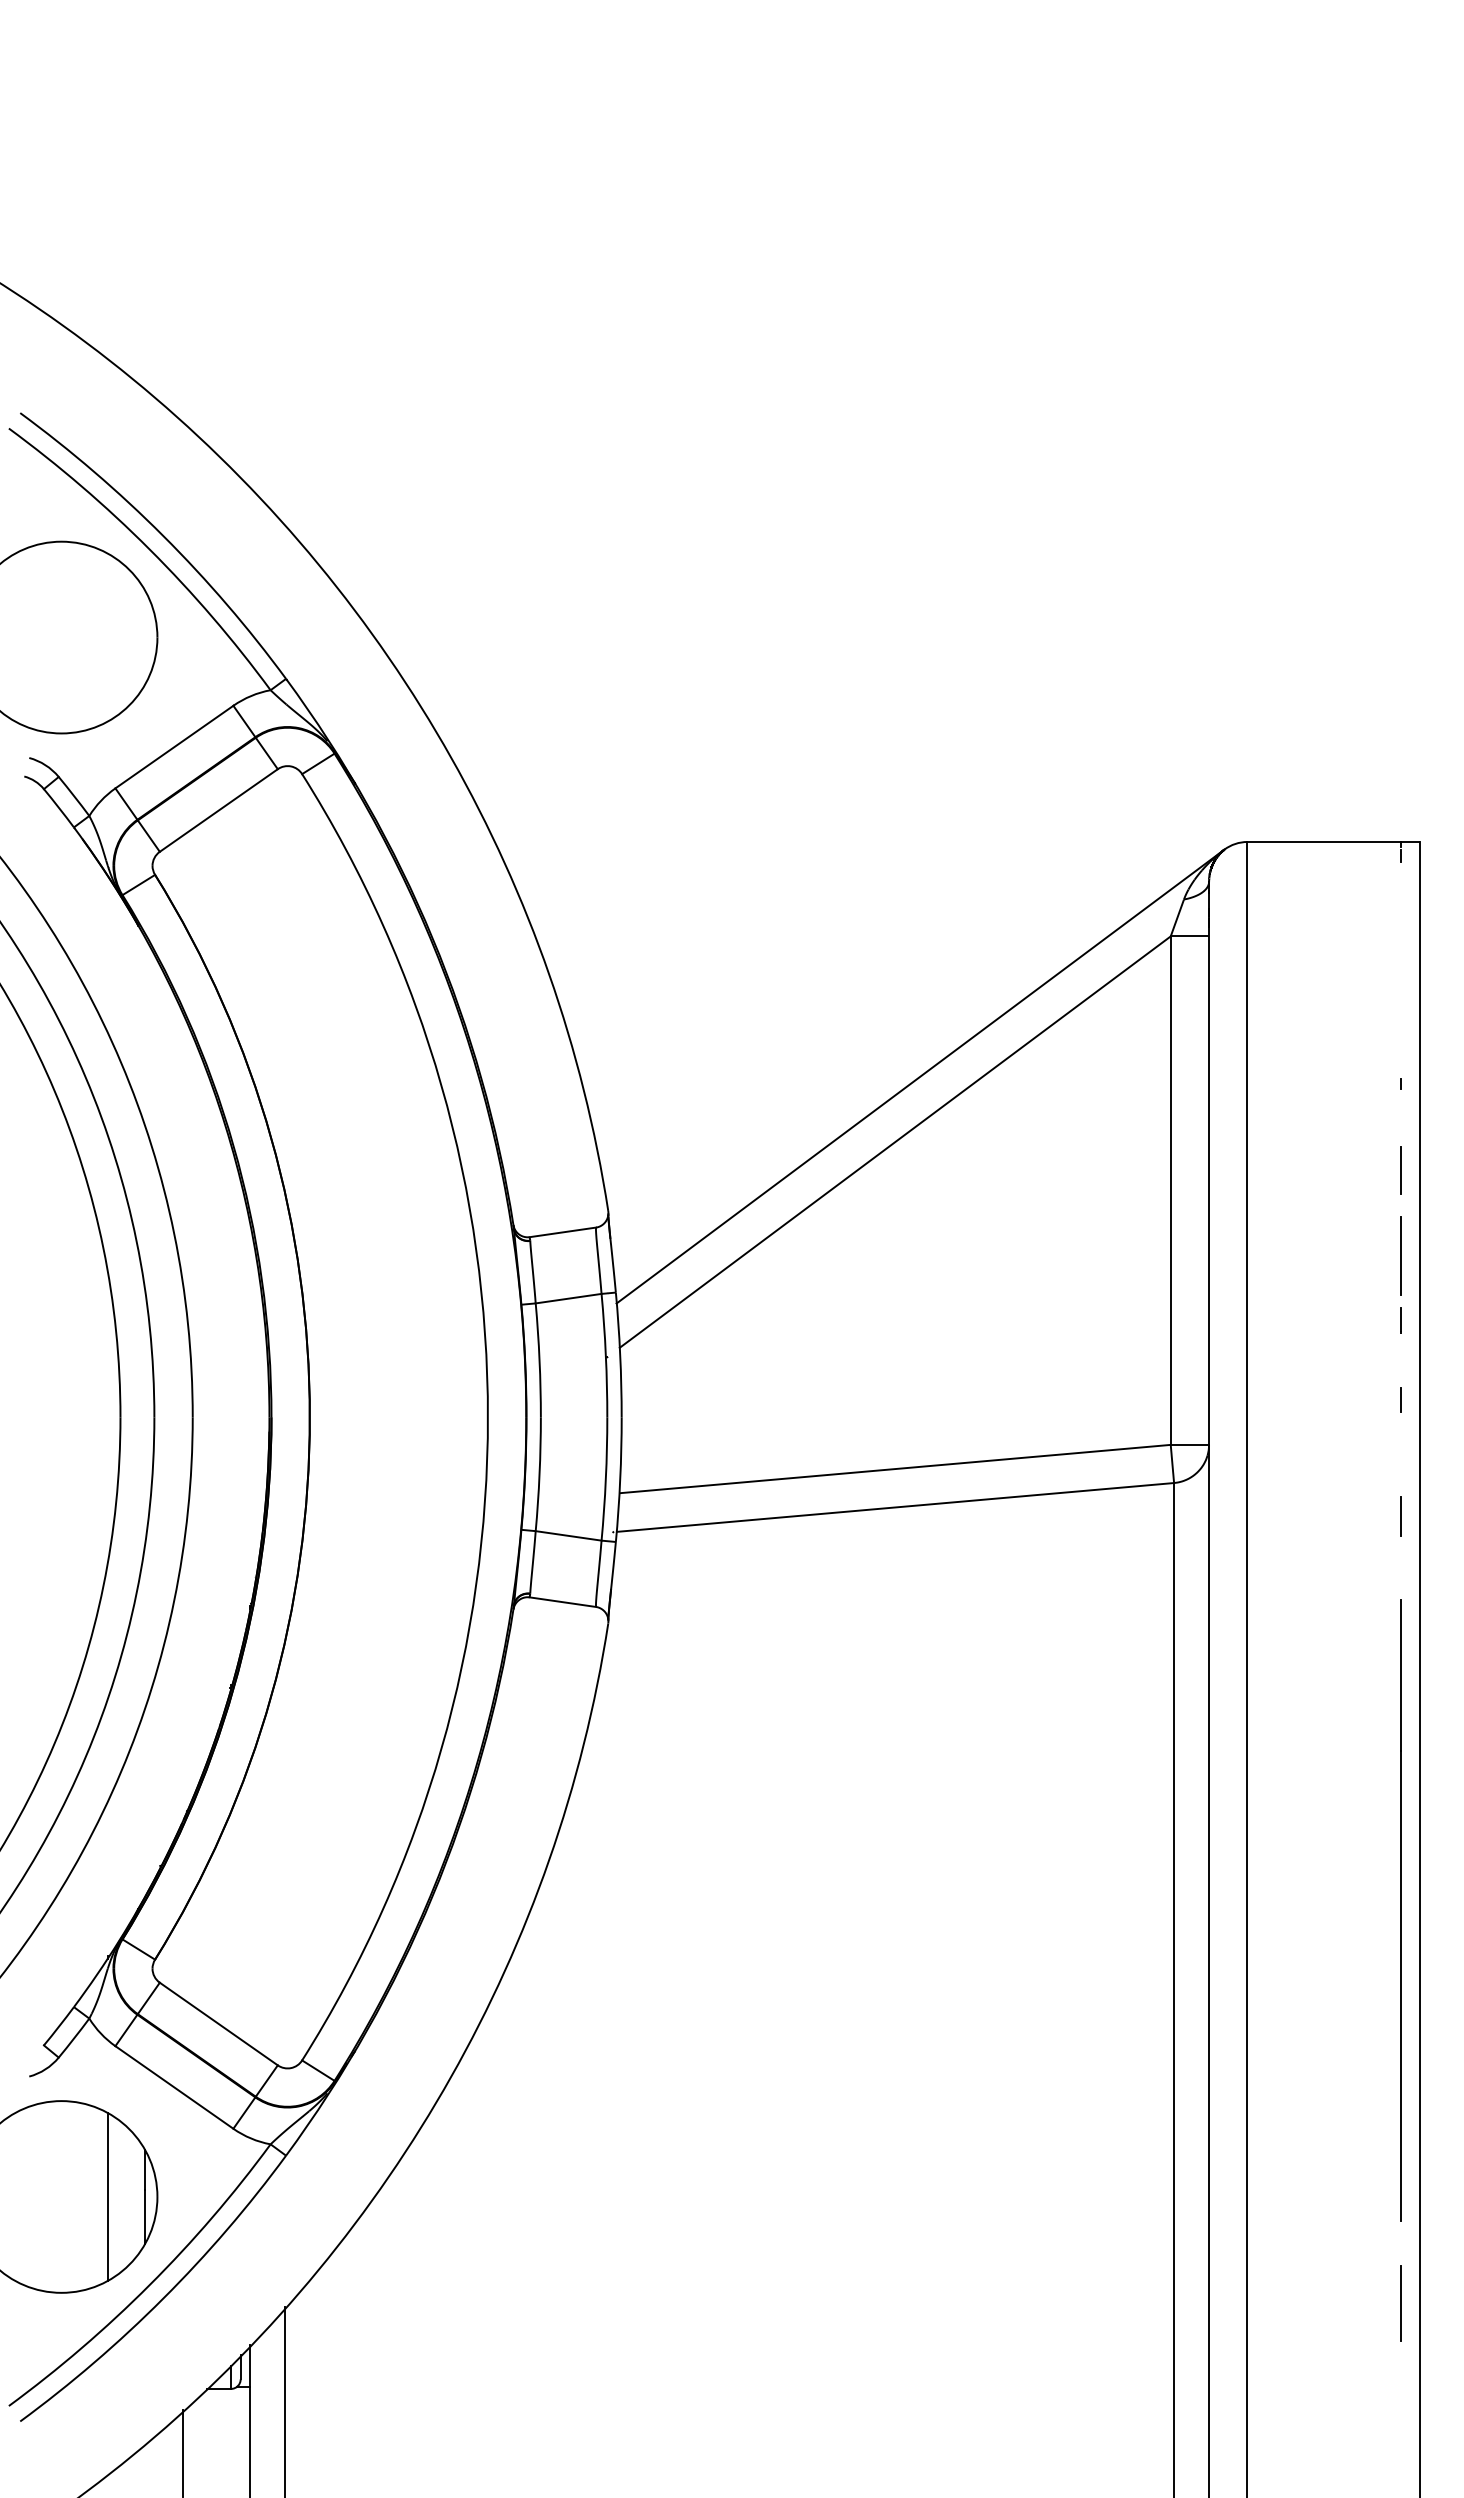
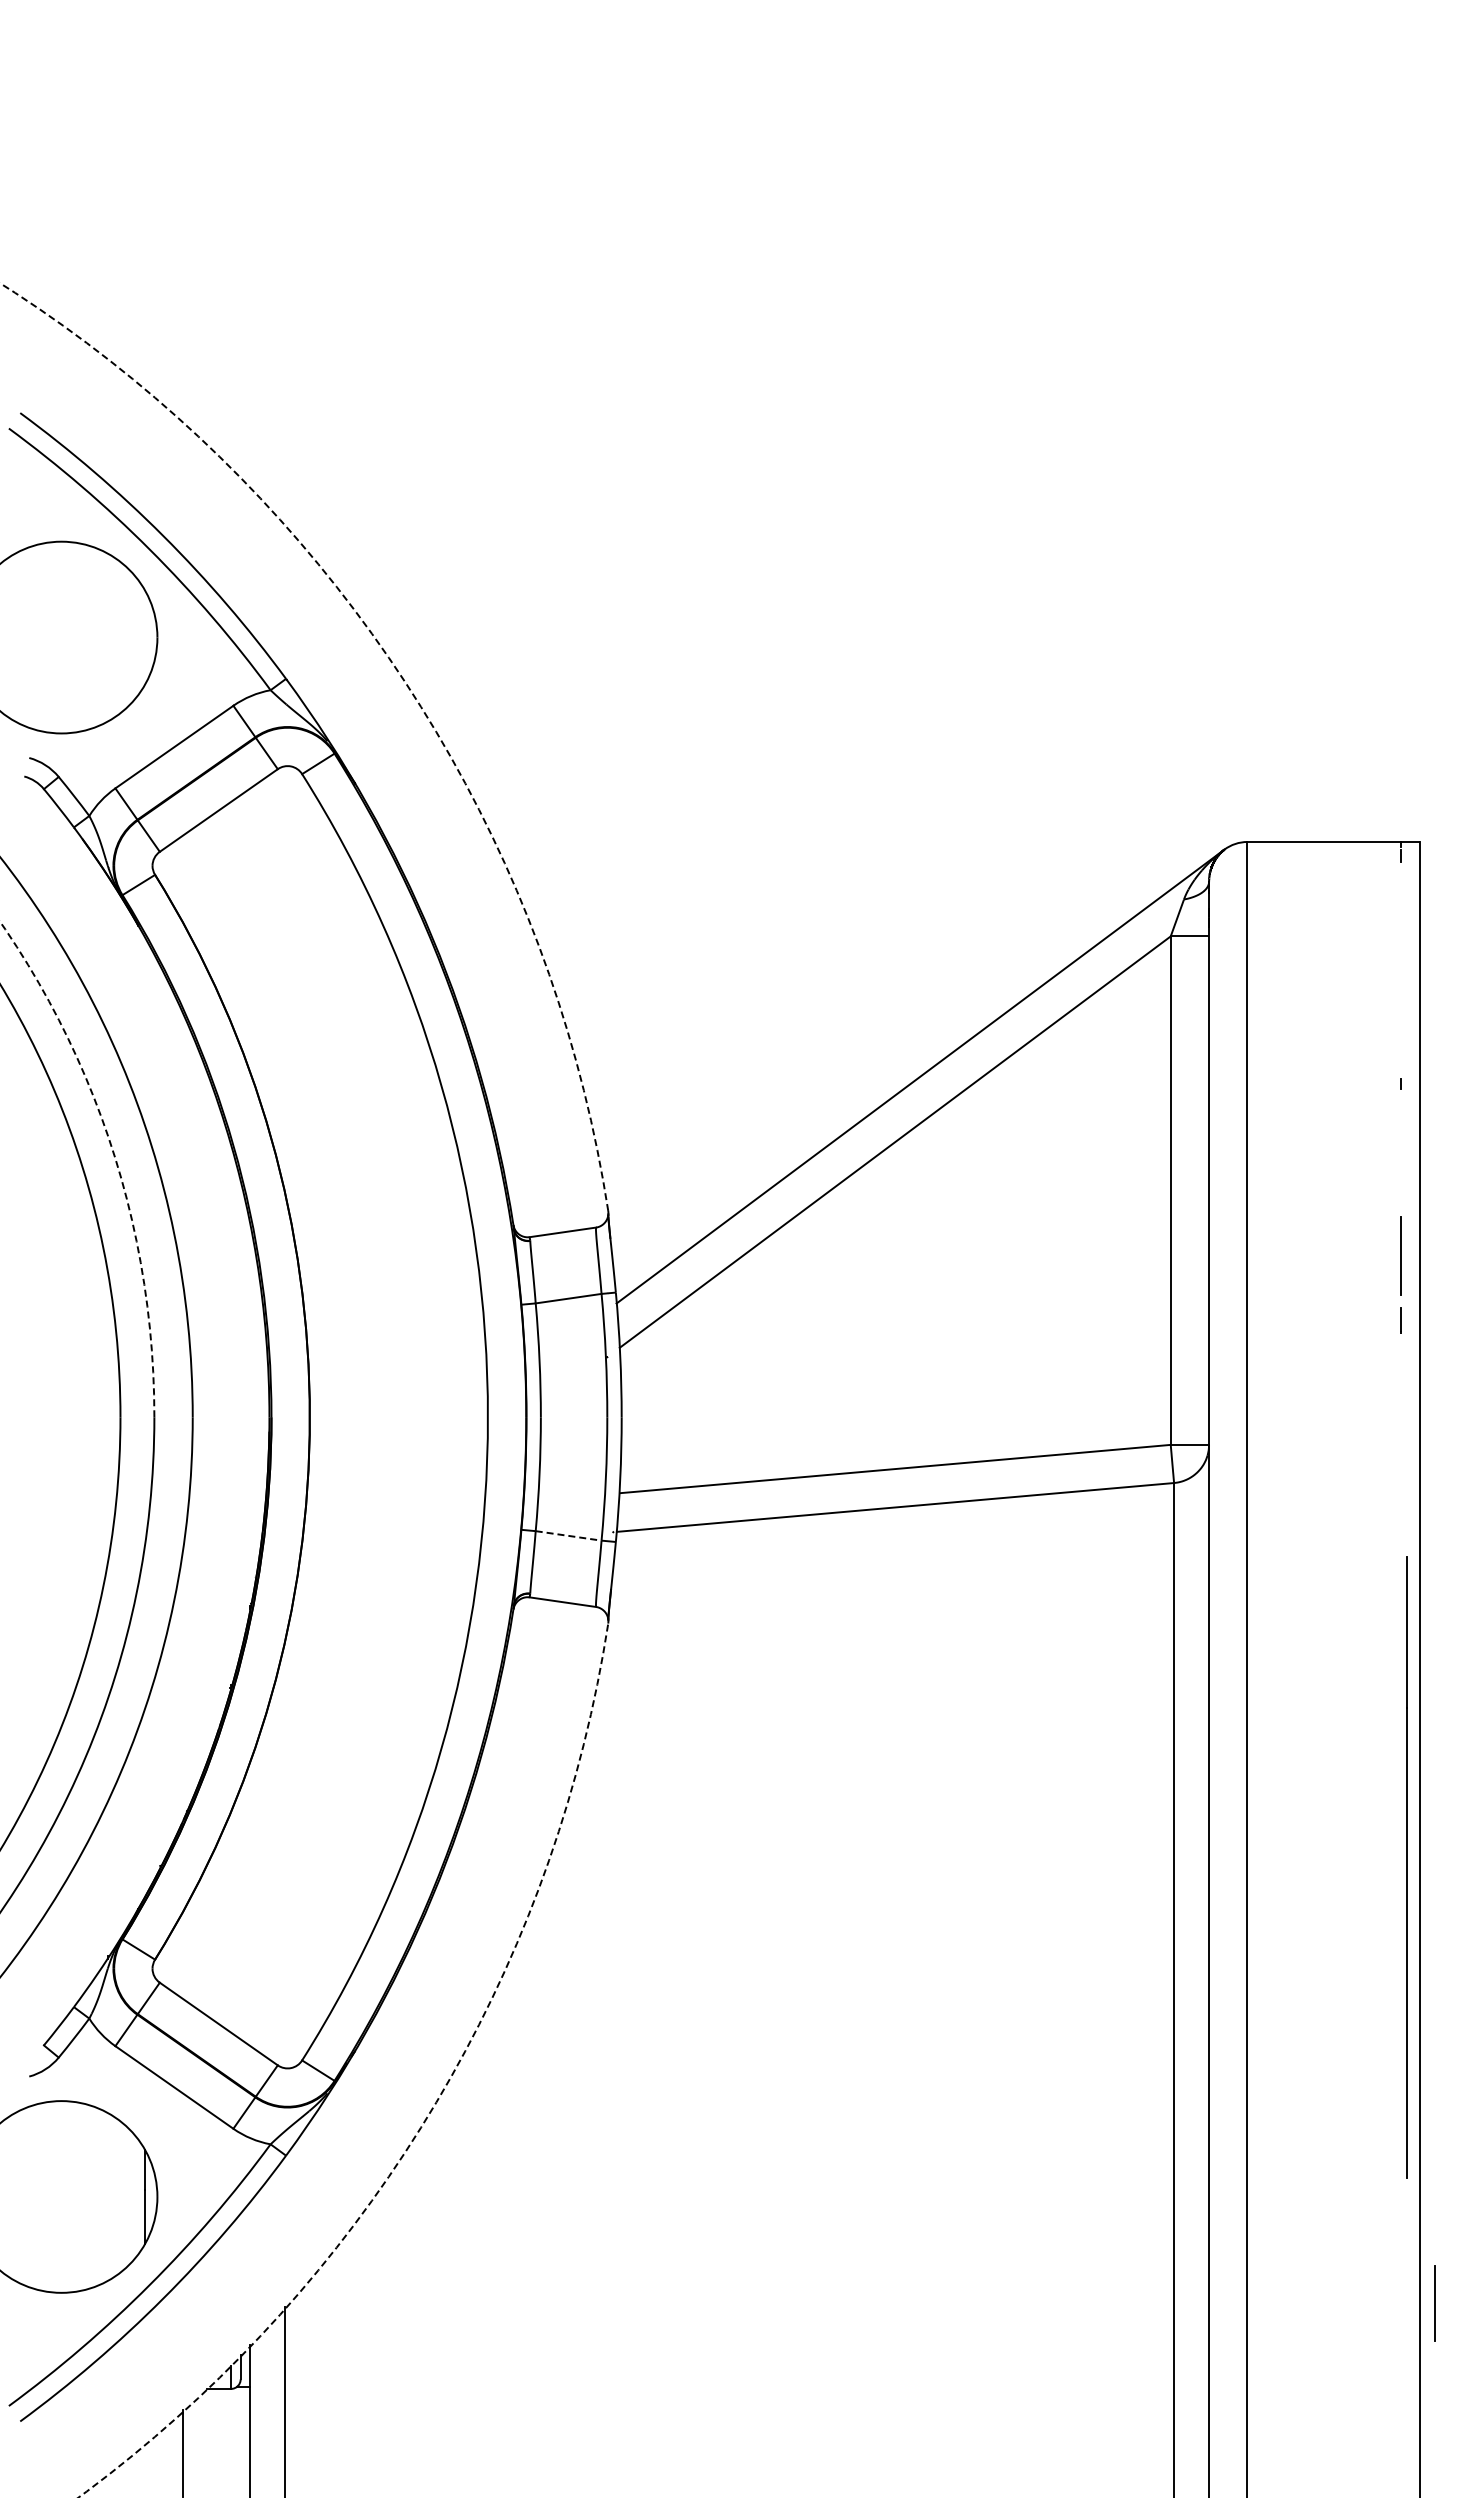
arc: solid -> dashed (402, 678)
arc: solid -> dashed (114, 1155)
line: present -> none (1400, 1170)
line: present -> none (1400, 1399)
line: present -> none (1400, 1516)
line: solid -> dashed (569, 1535)
line position: (1400, 1910) -> (1406, 1867) (1406, 1867)
arc: solid -> dashed (428, 2115)
line: present -> none (107, 2196)
line position: (1400, 2303) -> (1434, 2303) (1434, 2303)
